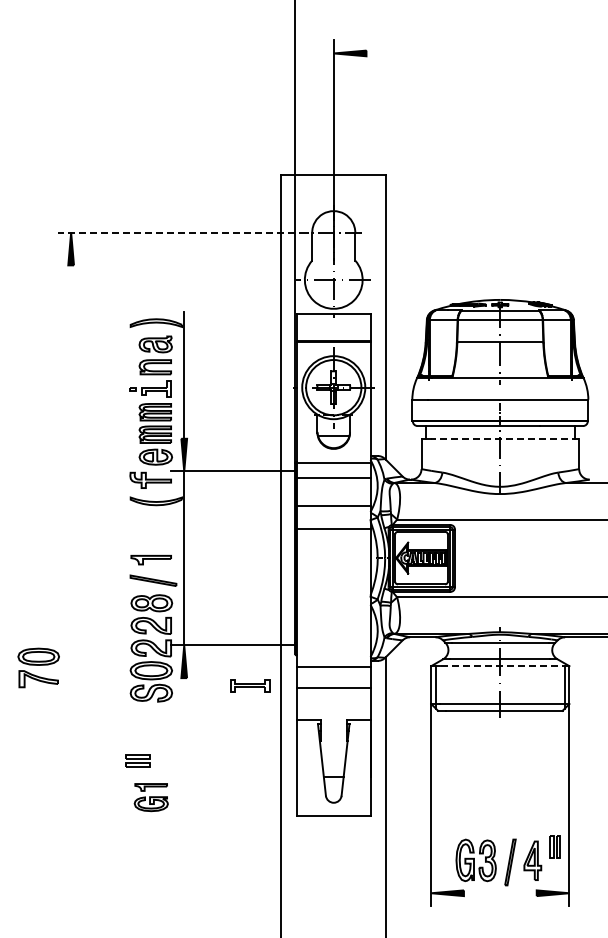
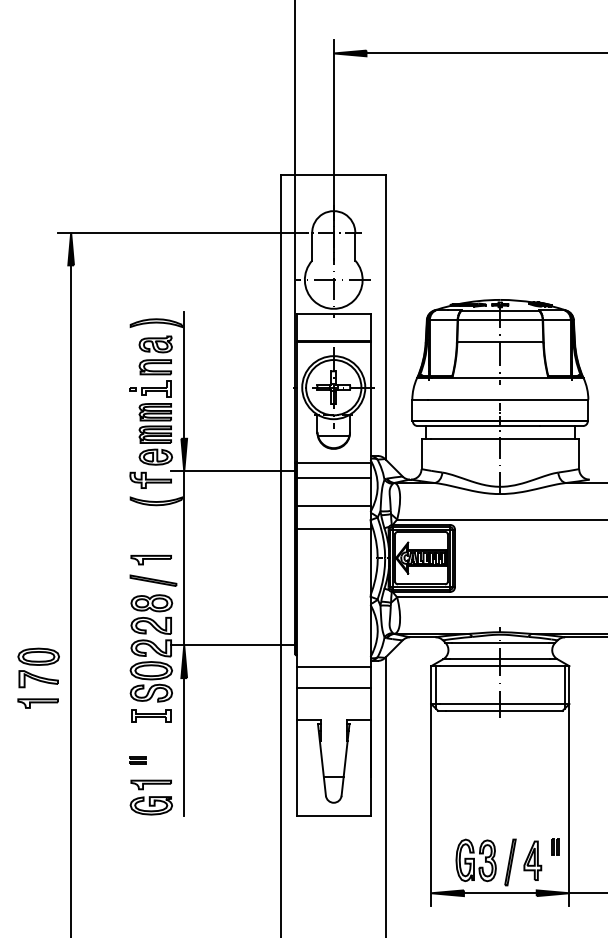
line: none -> present (485, 53)
line: dashed -> solid (181, 232)
line: dashed -> solid (505, 439)
line: none -> present (71, 599)
line: dashed -> solid (504, 666)
part position: (250, 685) -> (151, 715) (151, 715)
part: none -> present (37, 703)
line: none -> present (184, 746)
part size: 26x14 px -> 18x9 px (137, 760)
part size: 36x30 px -> 44x37 px (150, 797)
part size: 12x24 px -> 9x18 px (555, 846)
line: none -> present (499, 893)
line: none -> present (586, 893)
